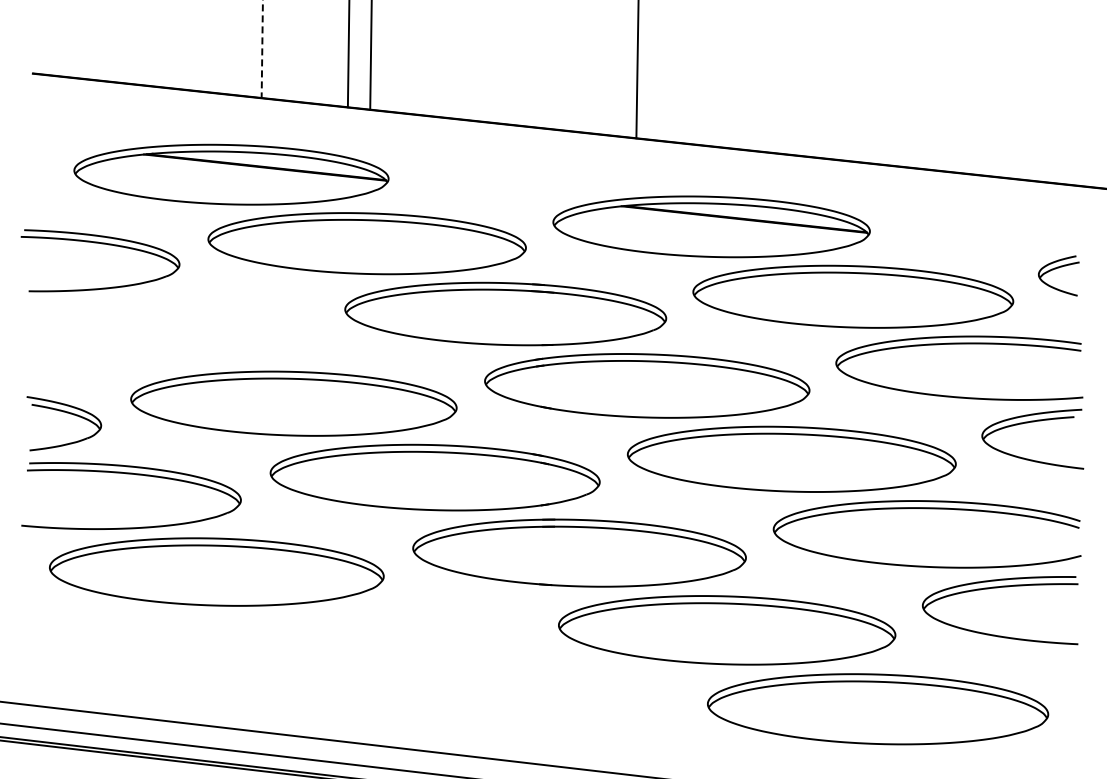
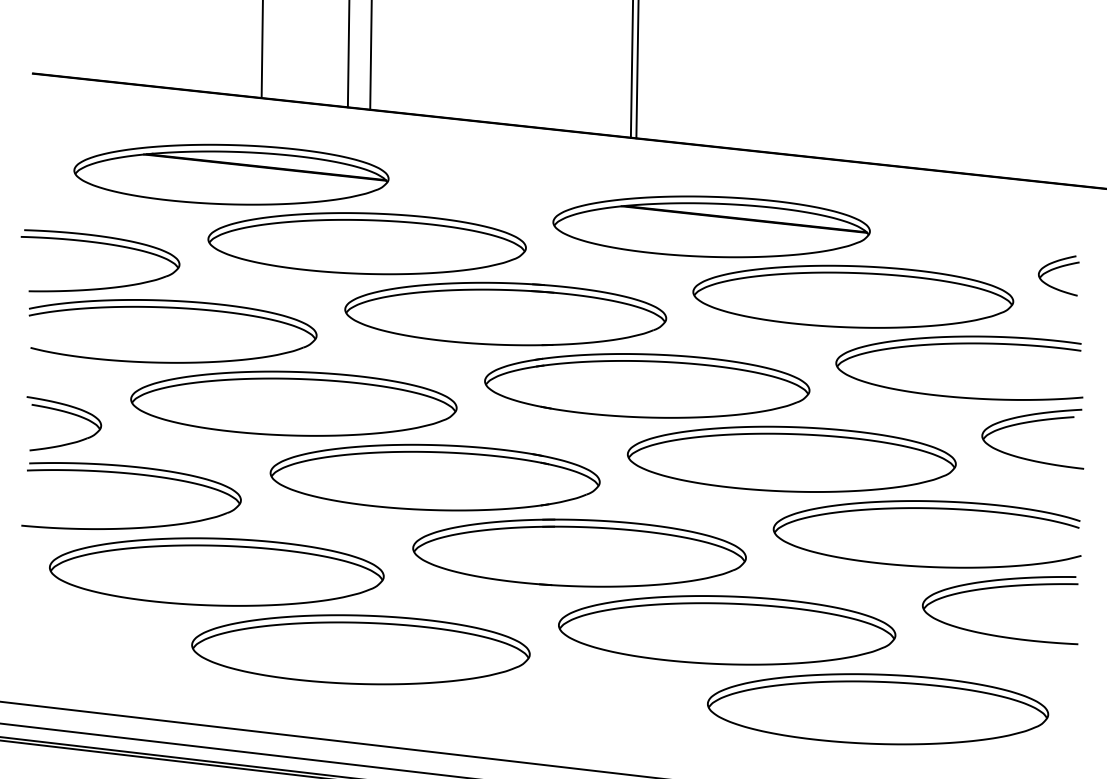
line: dashed -> solid (262, 49)
line: none -> present (631, 69)
part: none -> present (172, 308)
part: none -> present (360, 649)
